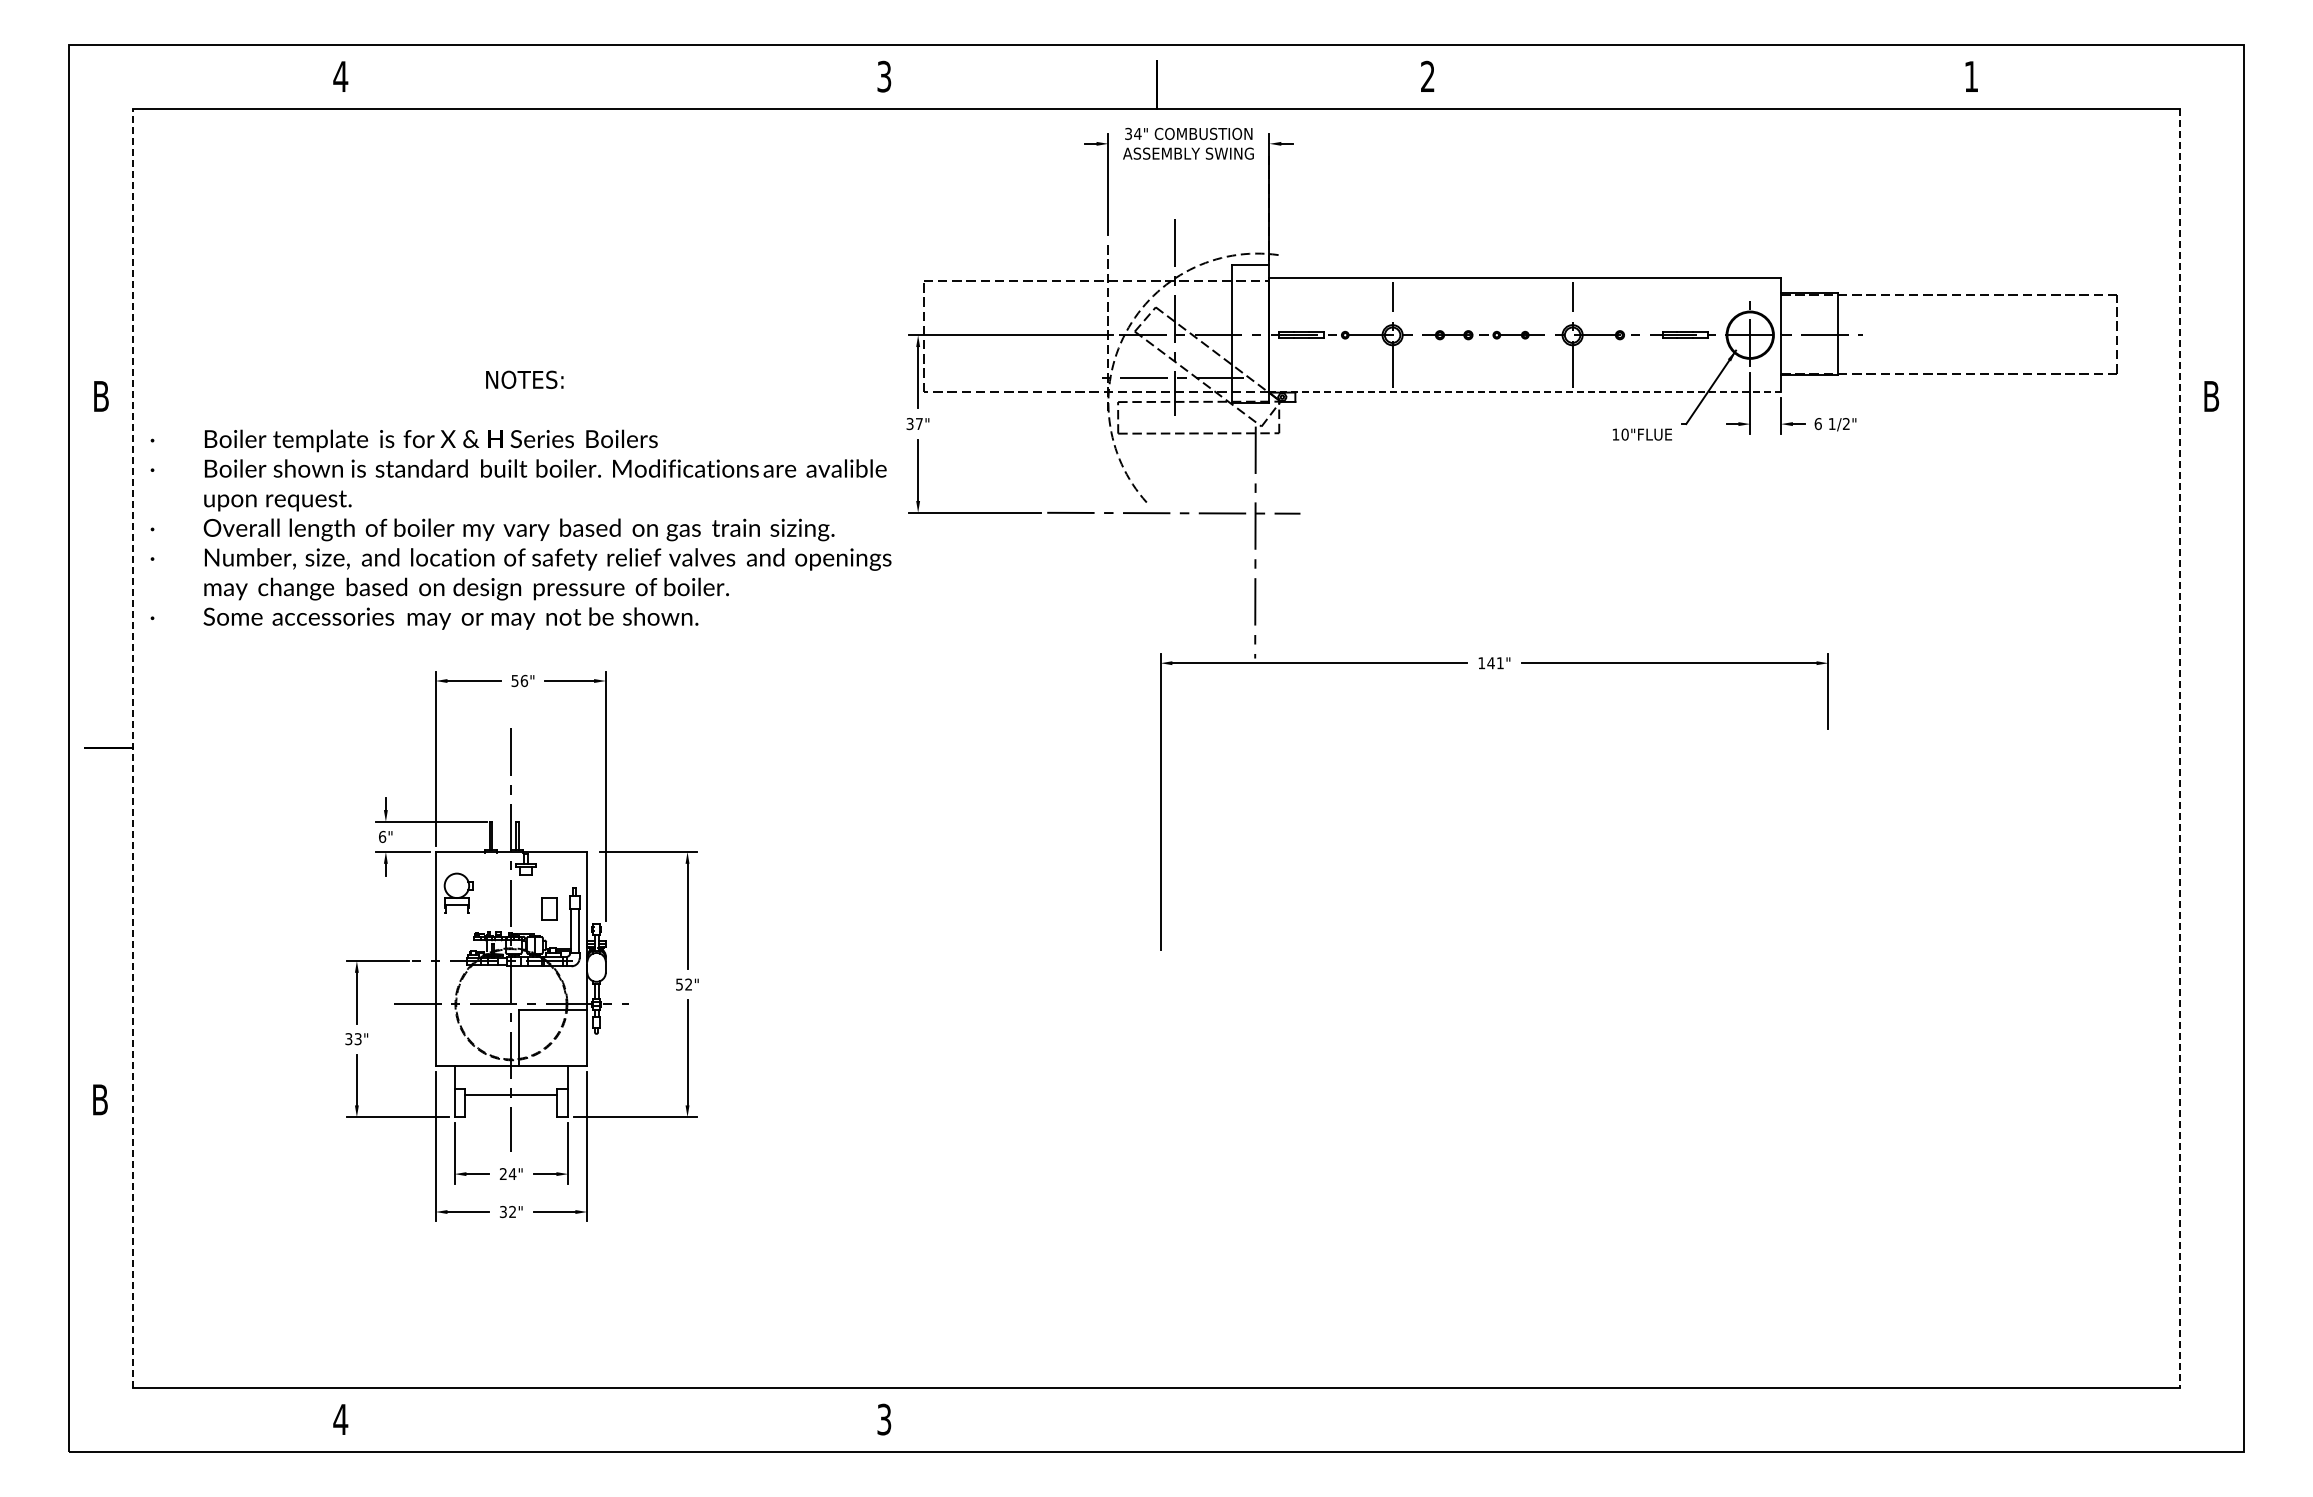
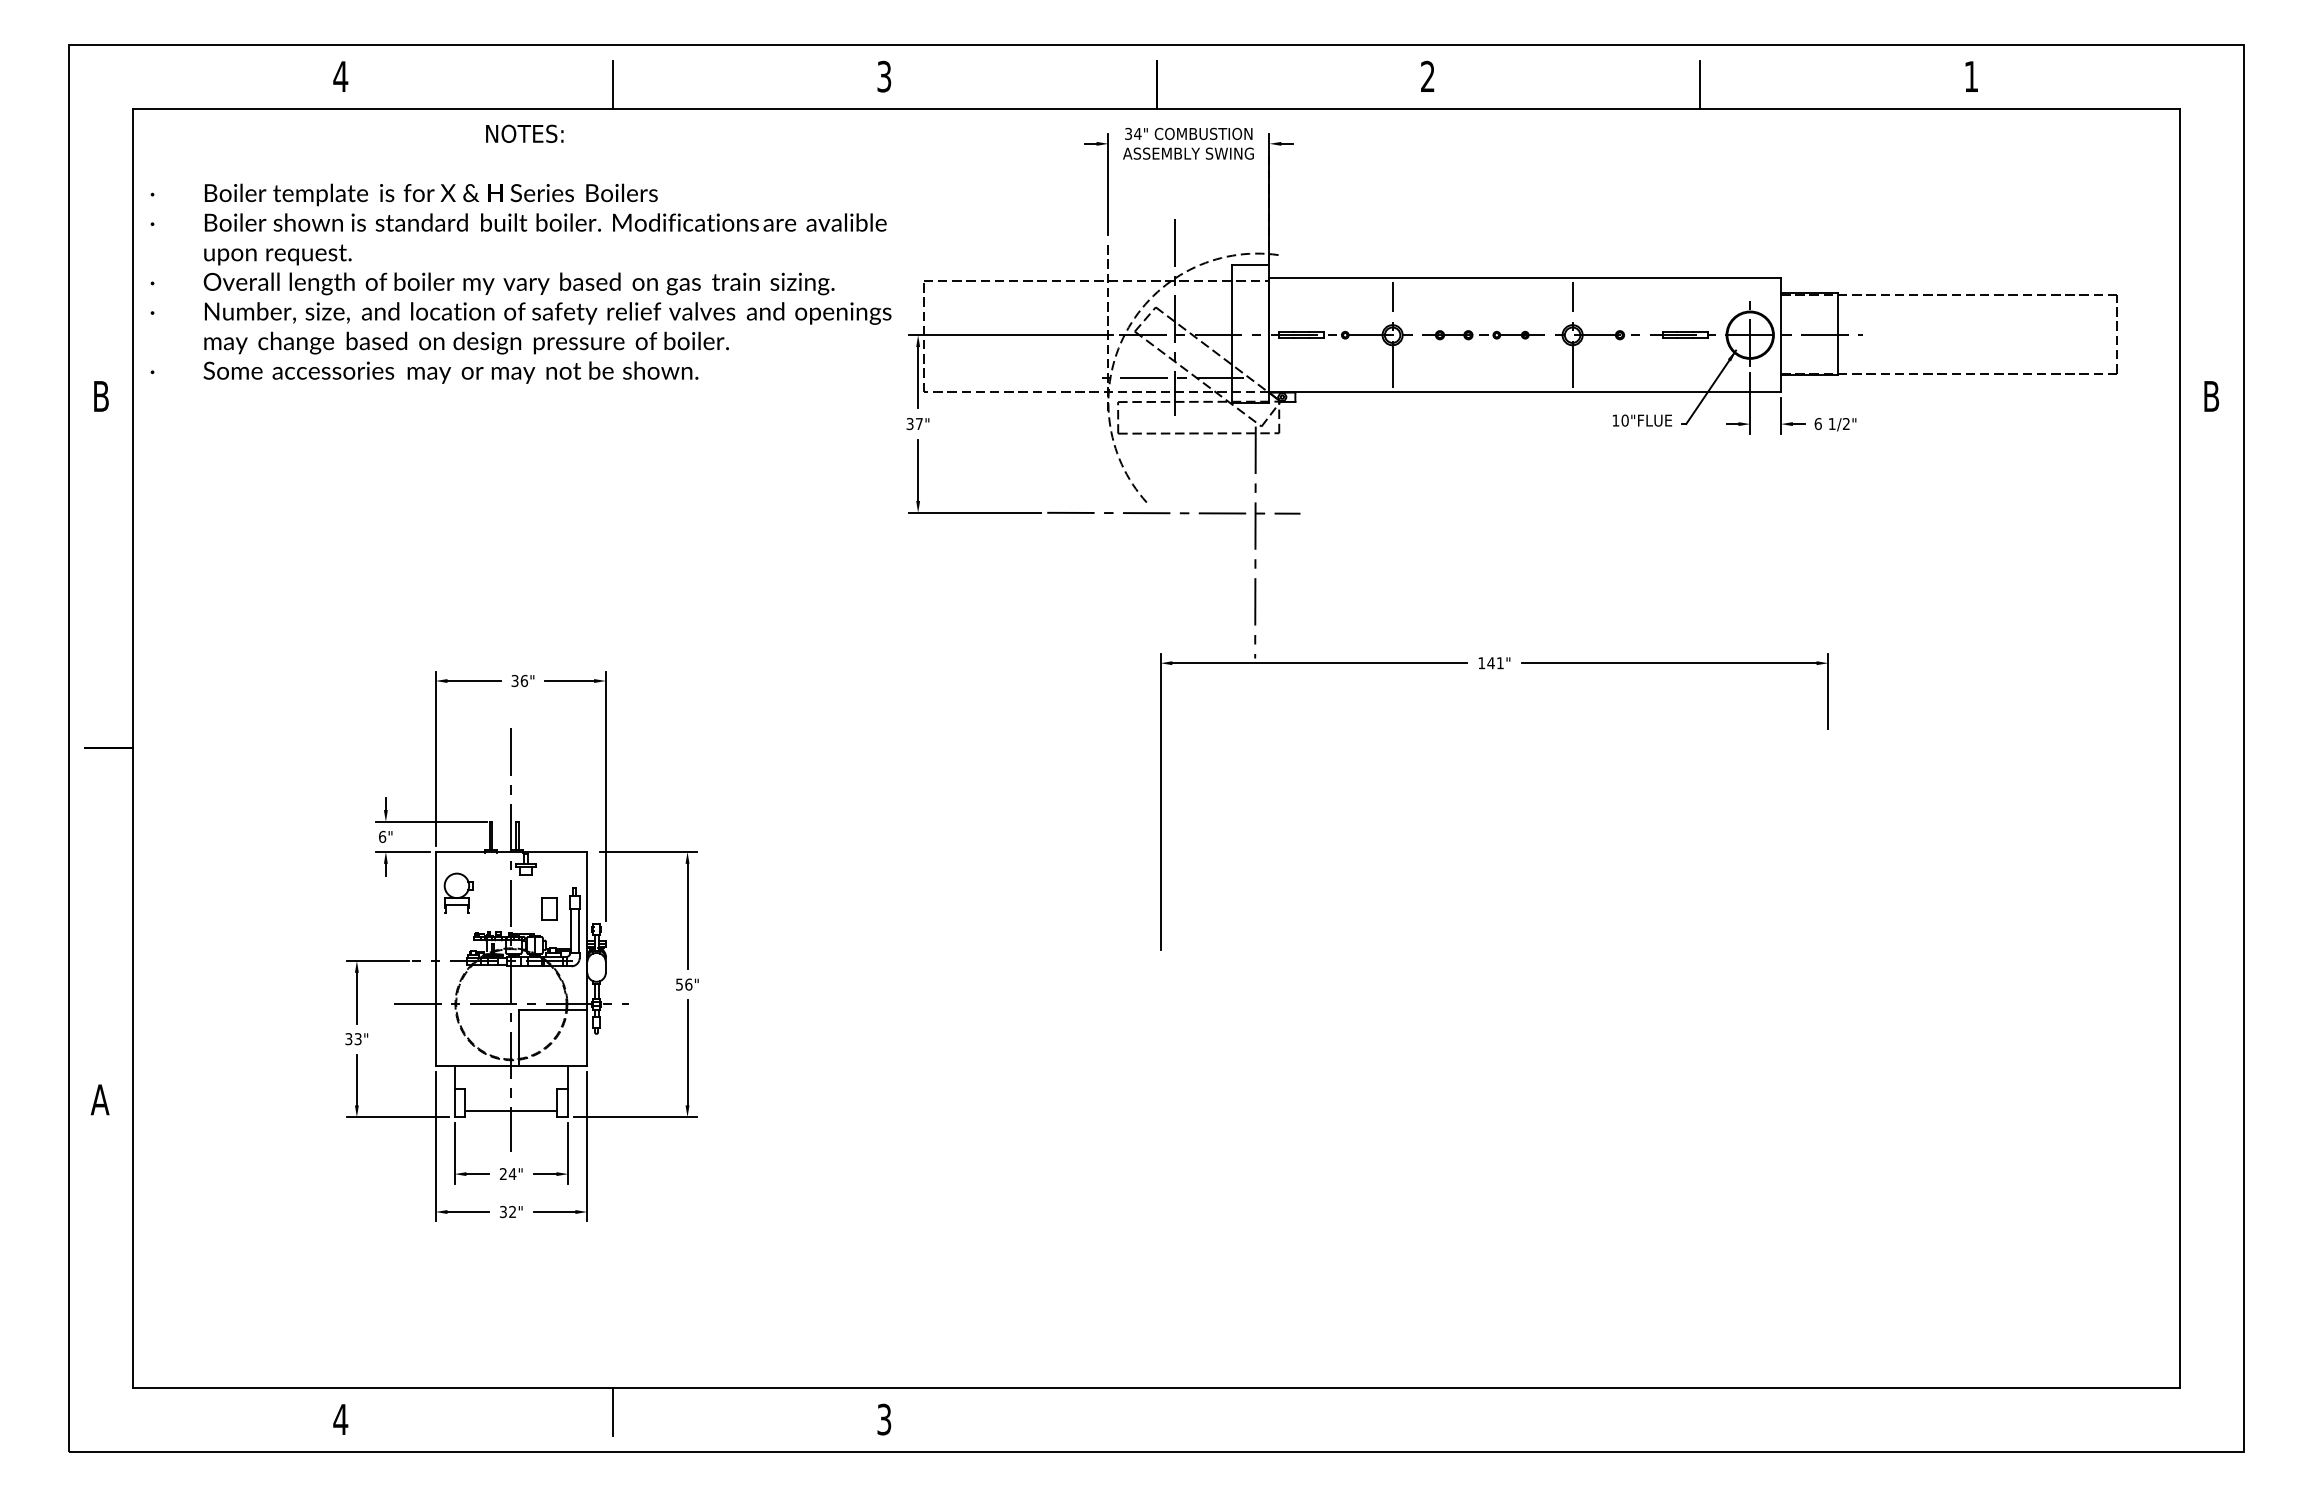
line: none -> present (612, 85)
line: none -> present (1700, 85)
line: dashed -> solid (1525, 392)
text position: (1642, 434) -> (1642, 420) (1642, 420)
text position: (520, 499) -> (520, 253) (520, 253)
text: 56" -> 36" (515, 680)
line: dashed -> solid (133, 748)
line: dashed -> solid (2179, 748)
text: 52" -> 56" (688, 984)
line position: (511, 1094) -> (511, 1110) (511, 1110)
text: B -> A (99, 1099)
line: none -> present (612, 1411)
